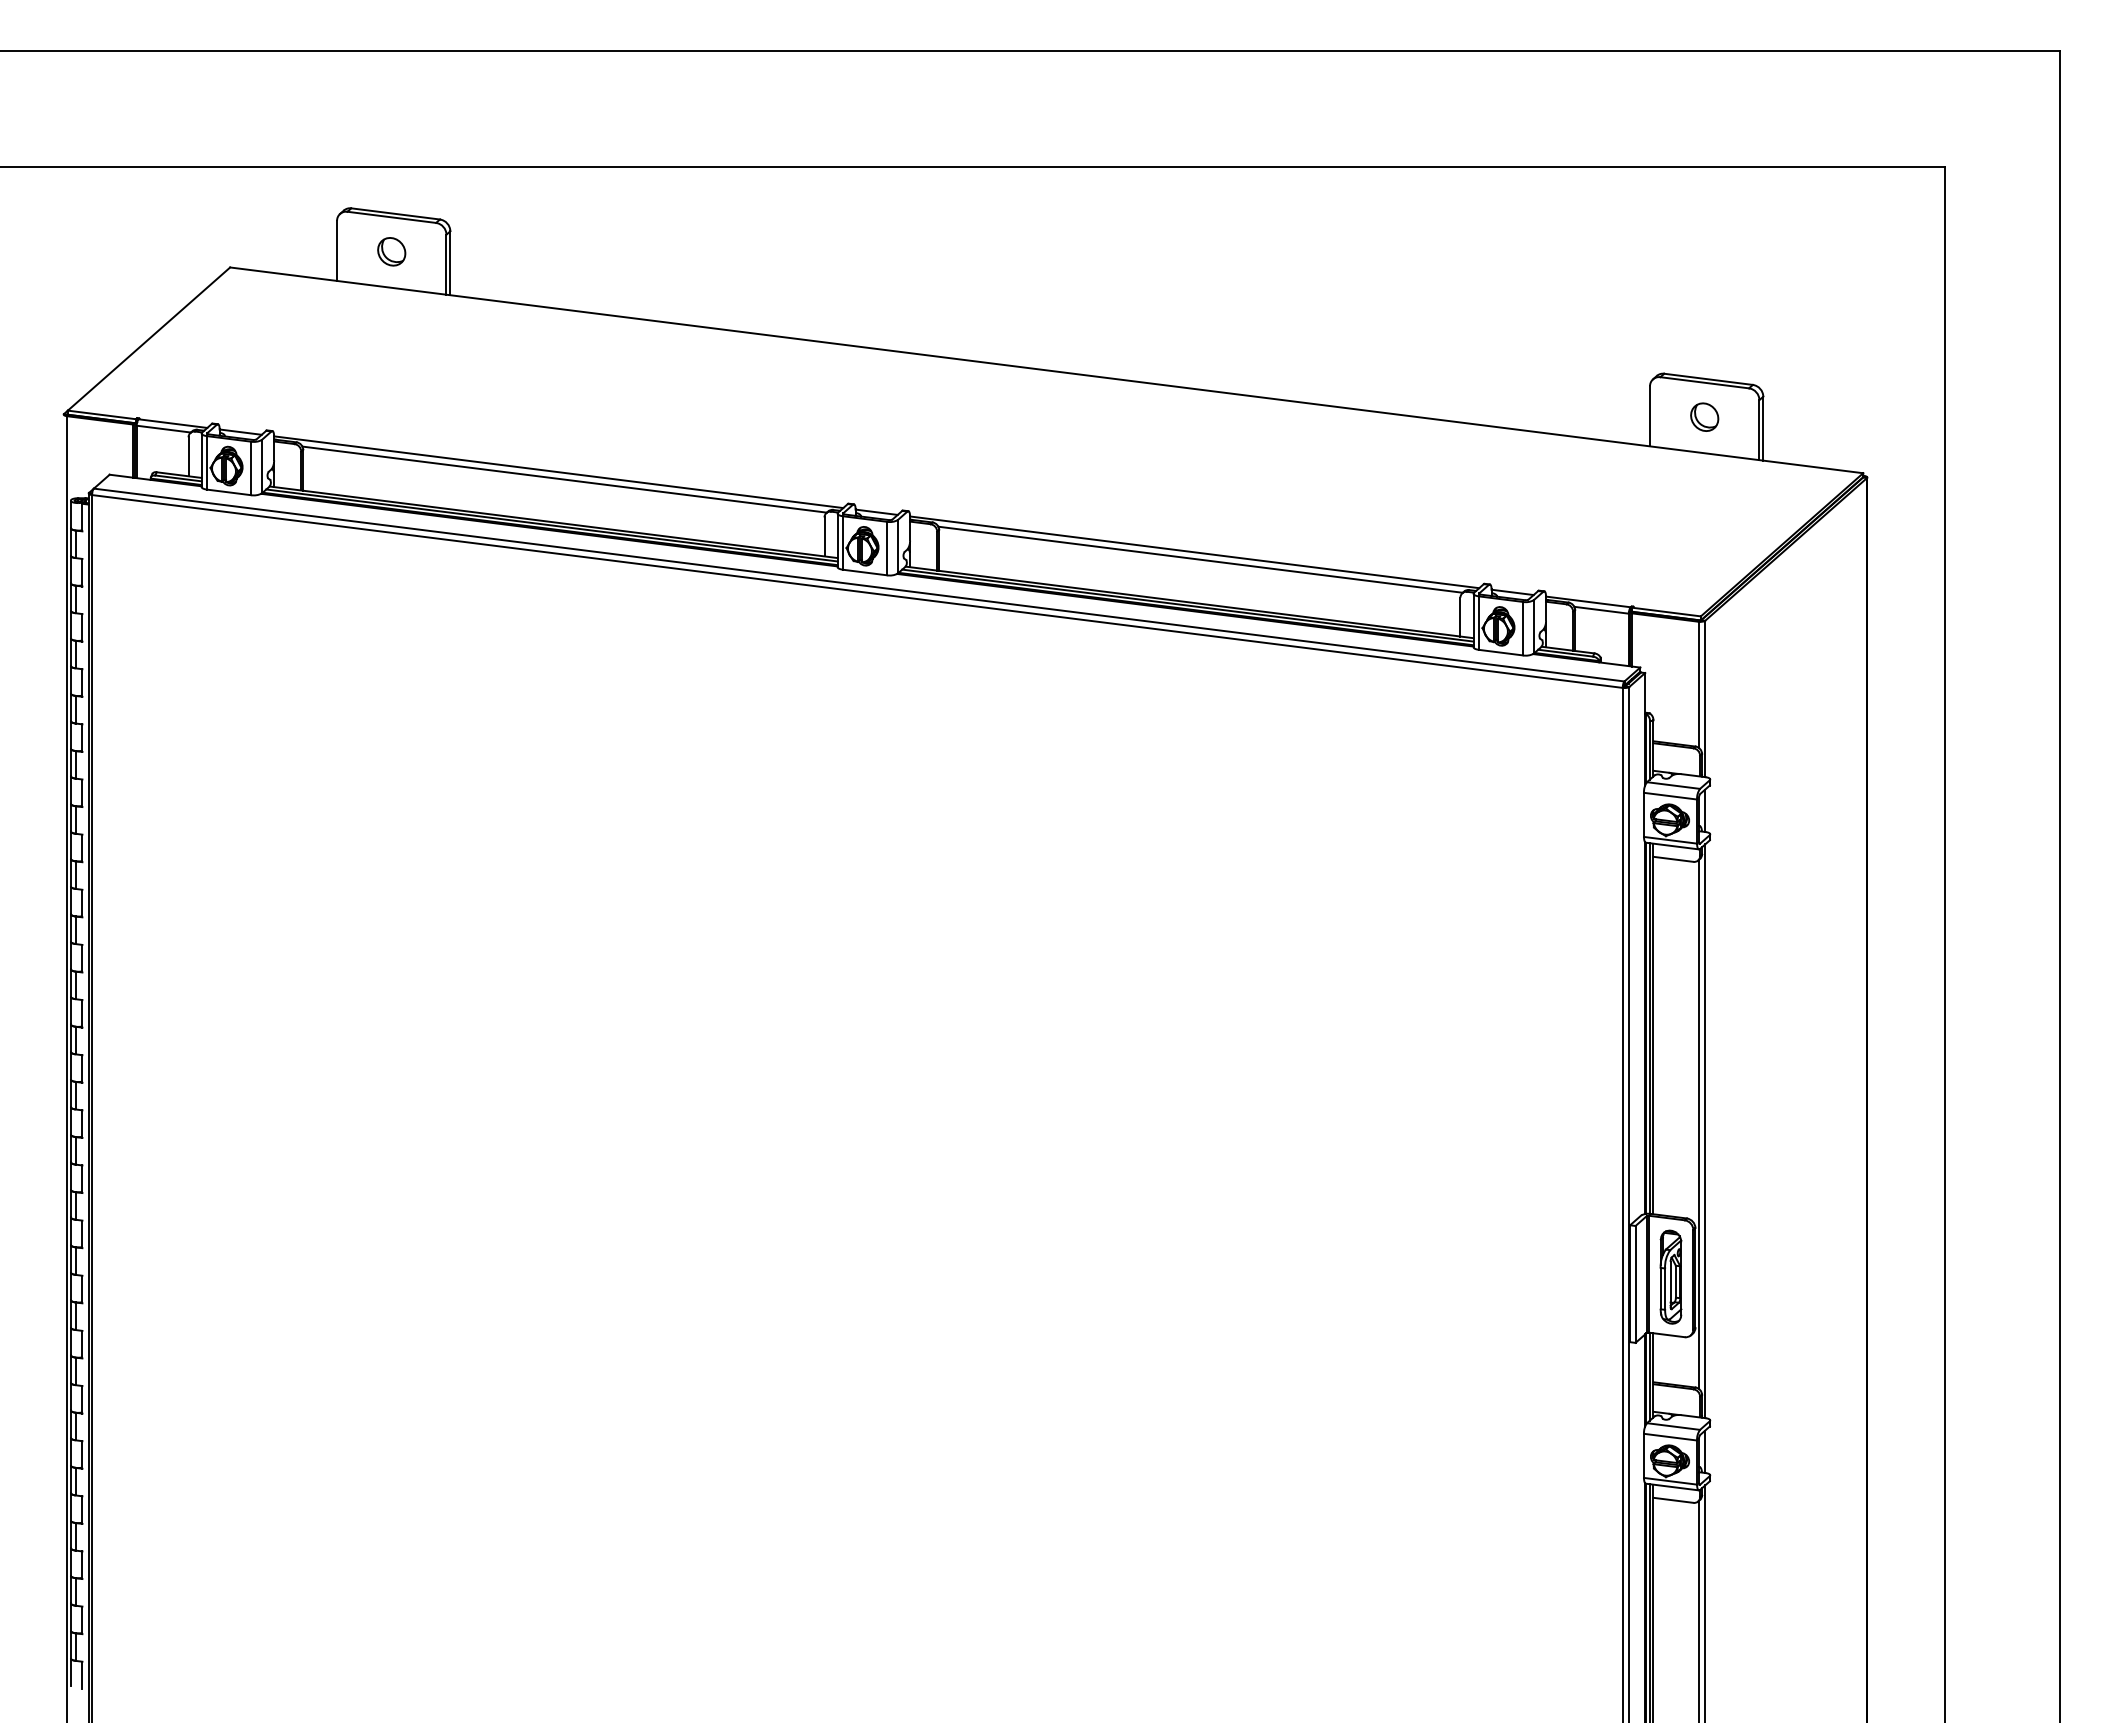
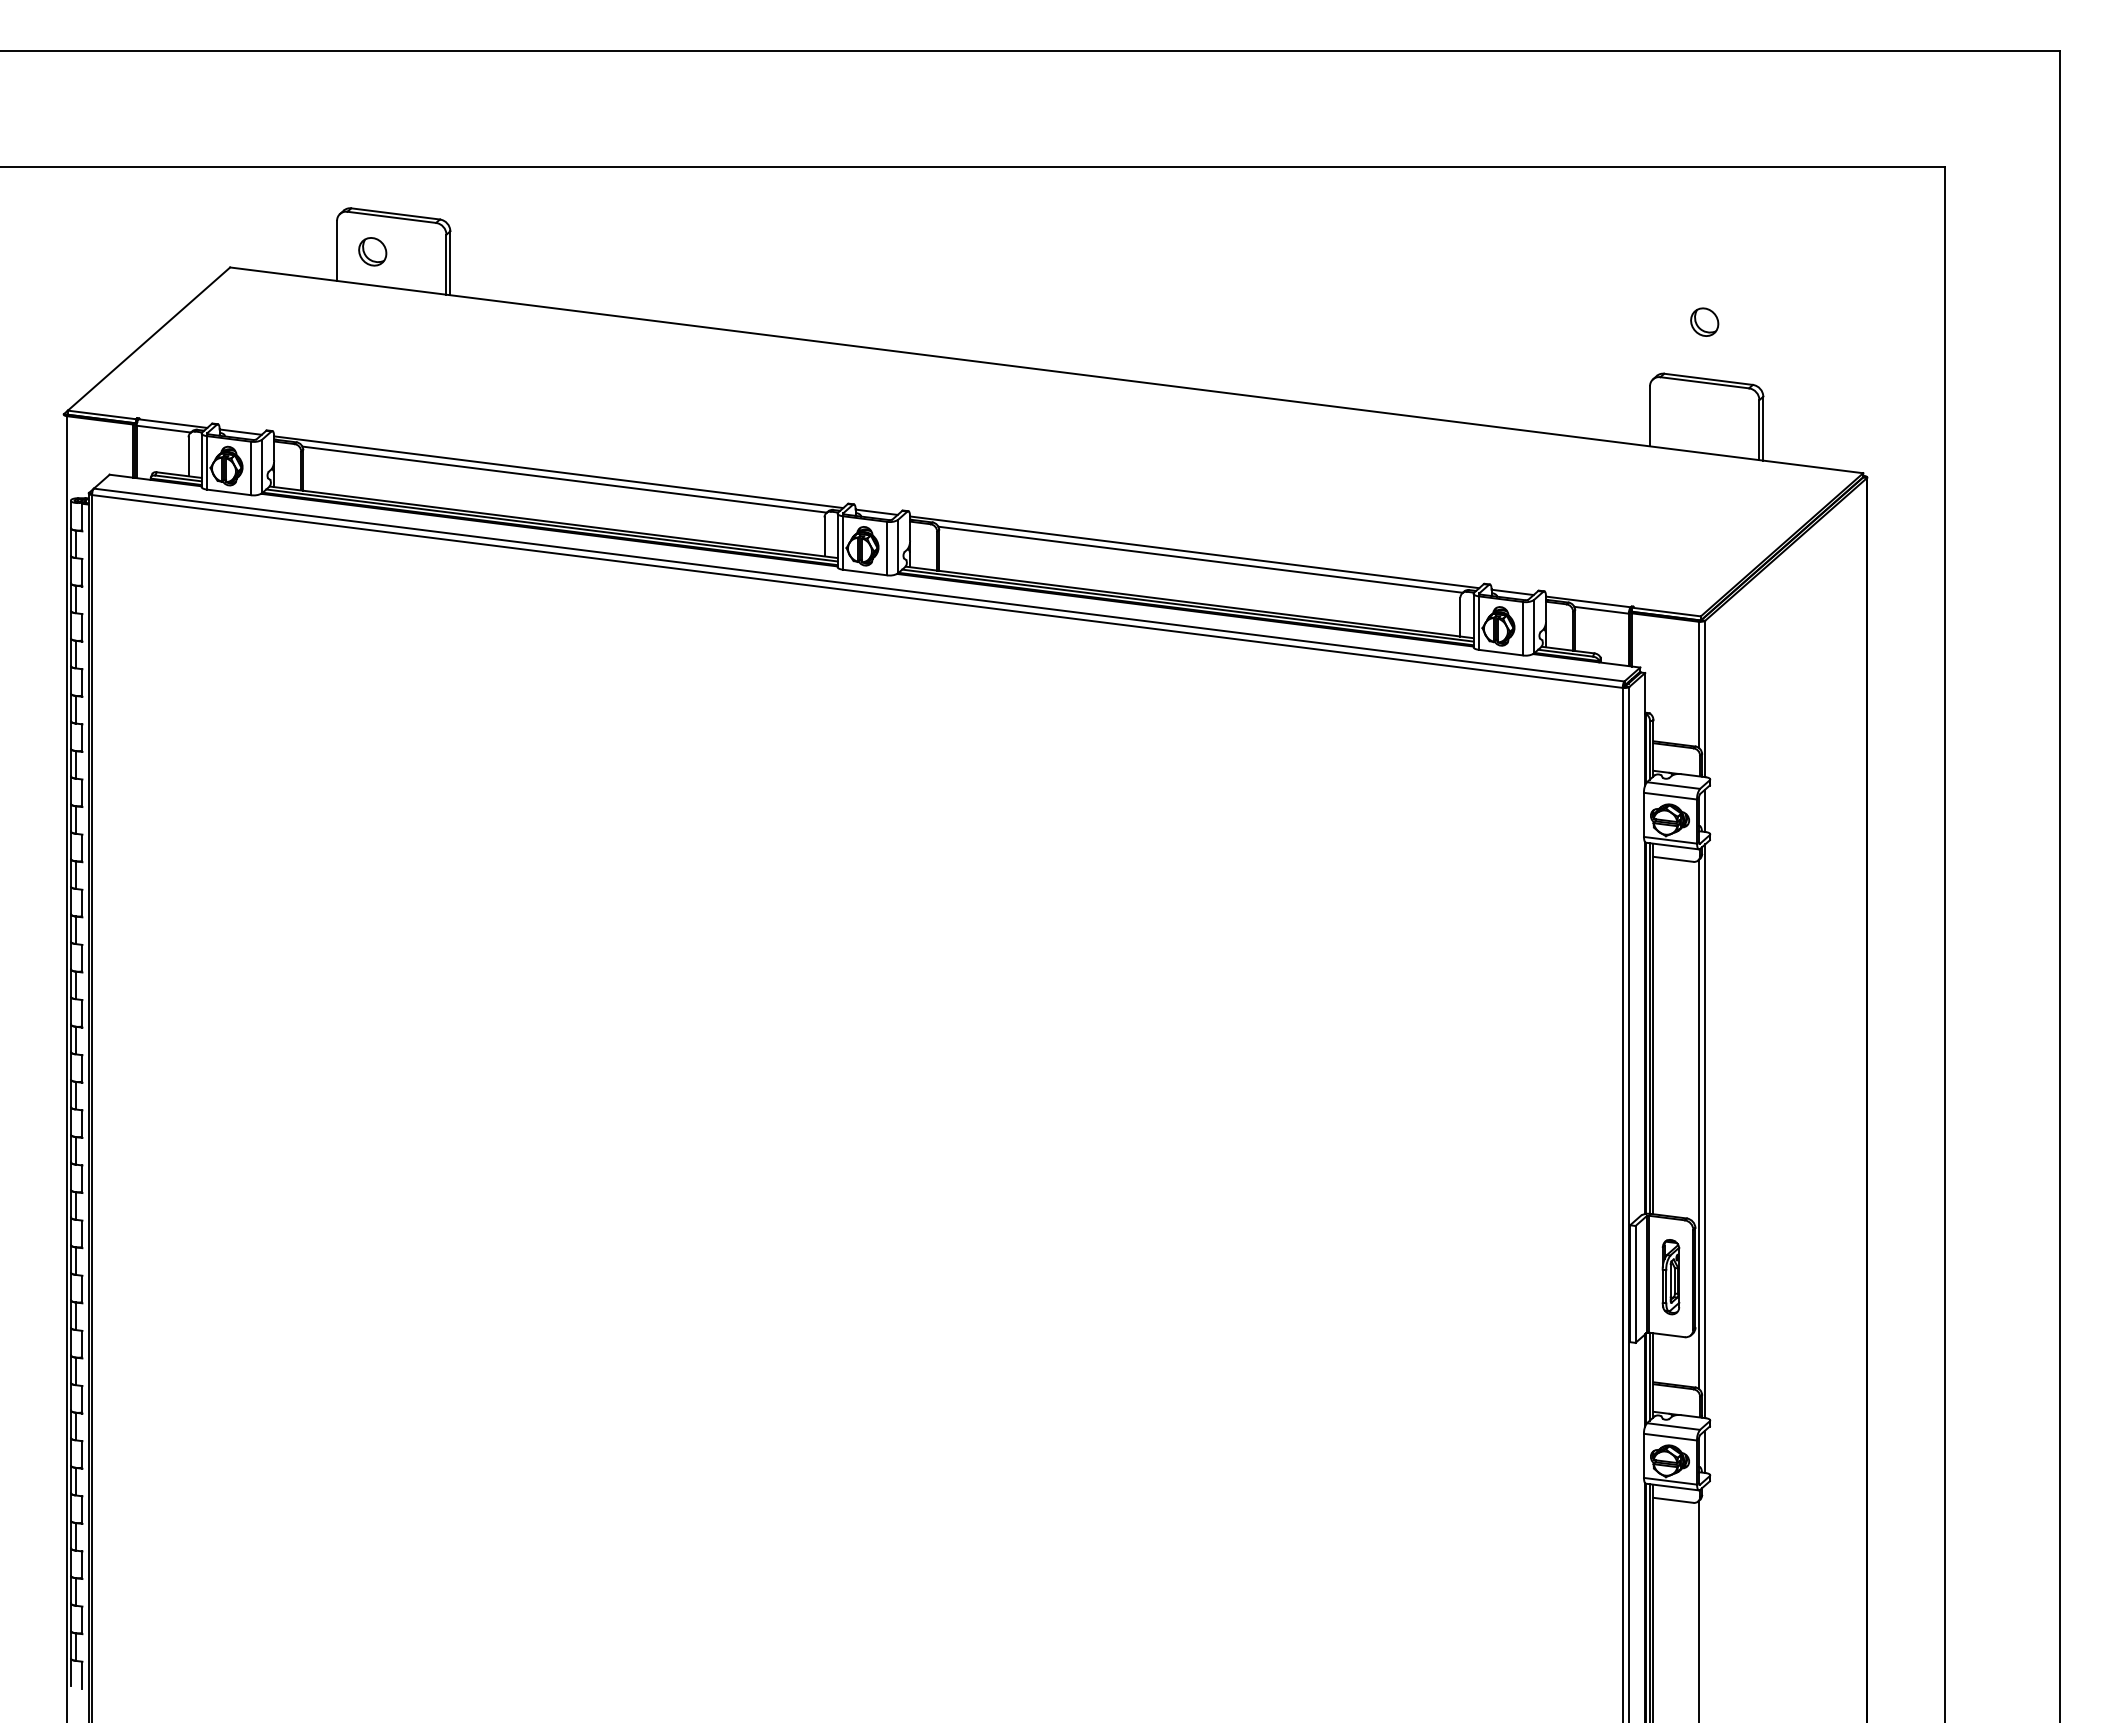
part position: (391, 251) -> (372, 251) (372, 251)
part position: (1704, 416) -> (1704, 321) (1704, 321)
part size: 24x96 px -> 20x77 px (1670, 1277)
line: present -> none (1705, 1602)
